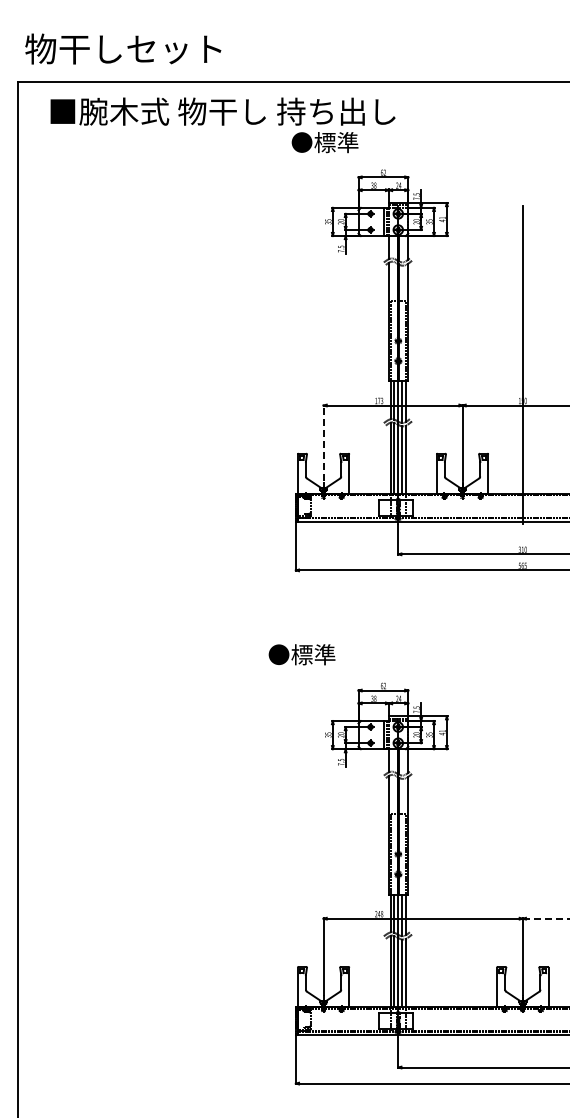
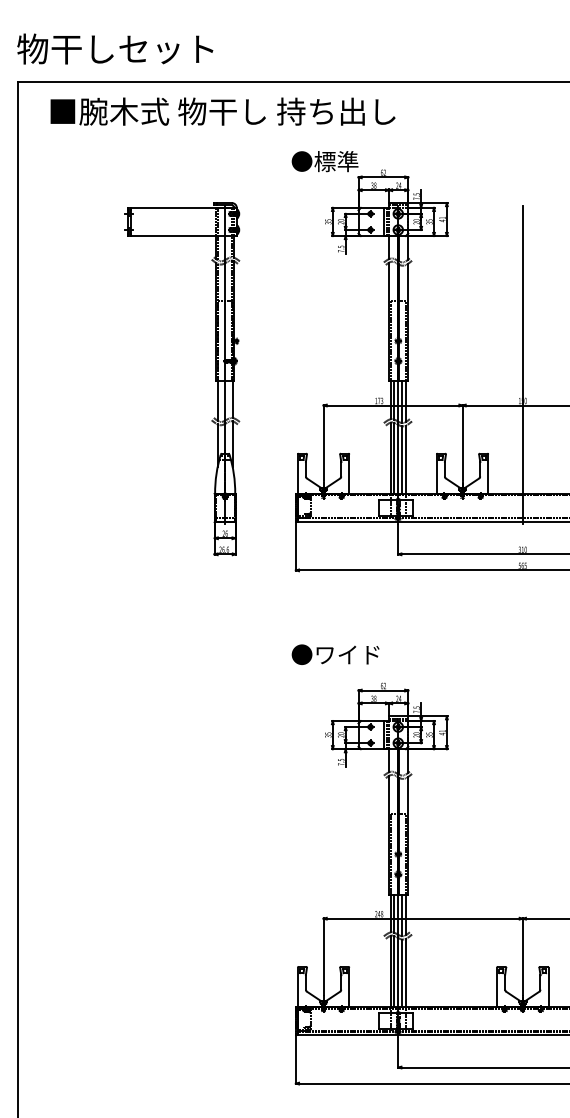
text position: (123, 48) -> (115, 48) (115, 48)
text position: (324, 142) -> (324, 161) (324, 161)
part: none -> present (215, 379)
line: dashed -> solid (323, 442)
text: ●標準 -> ●ワイド (323, 654)
line: dashed -> solid (547, 918)
